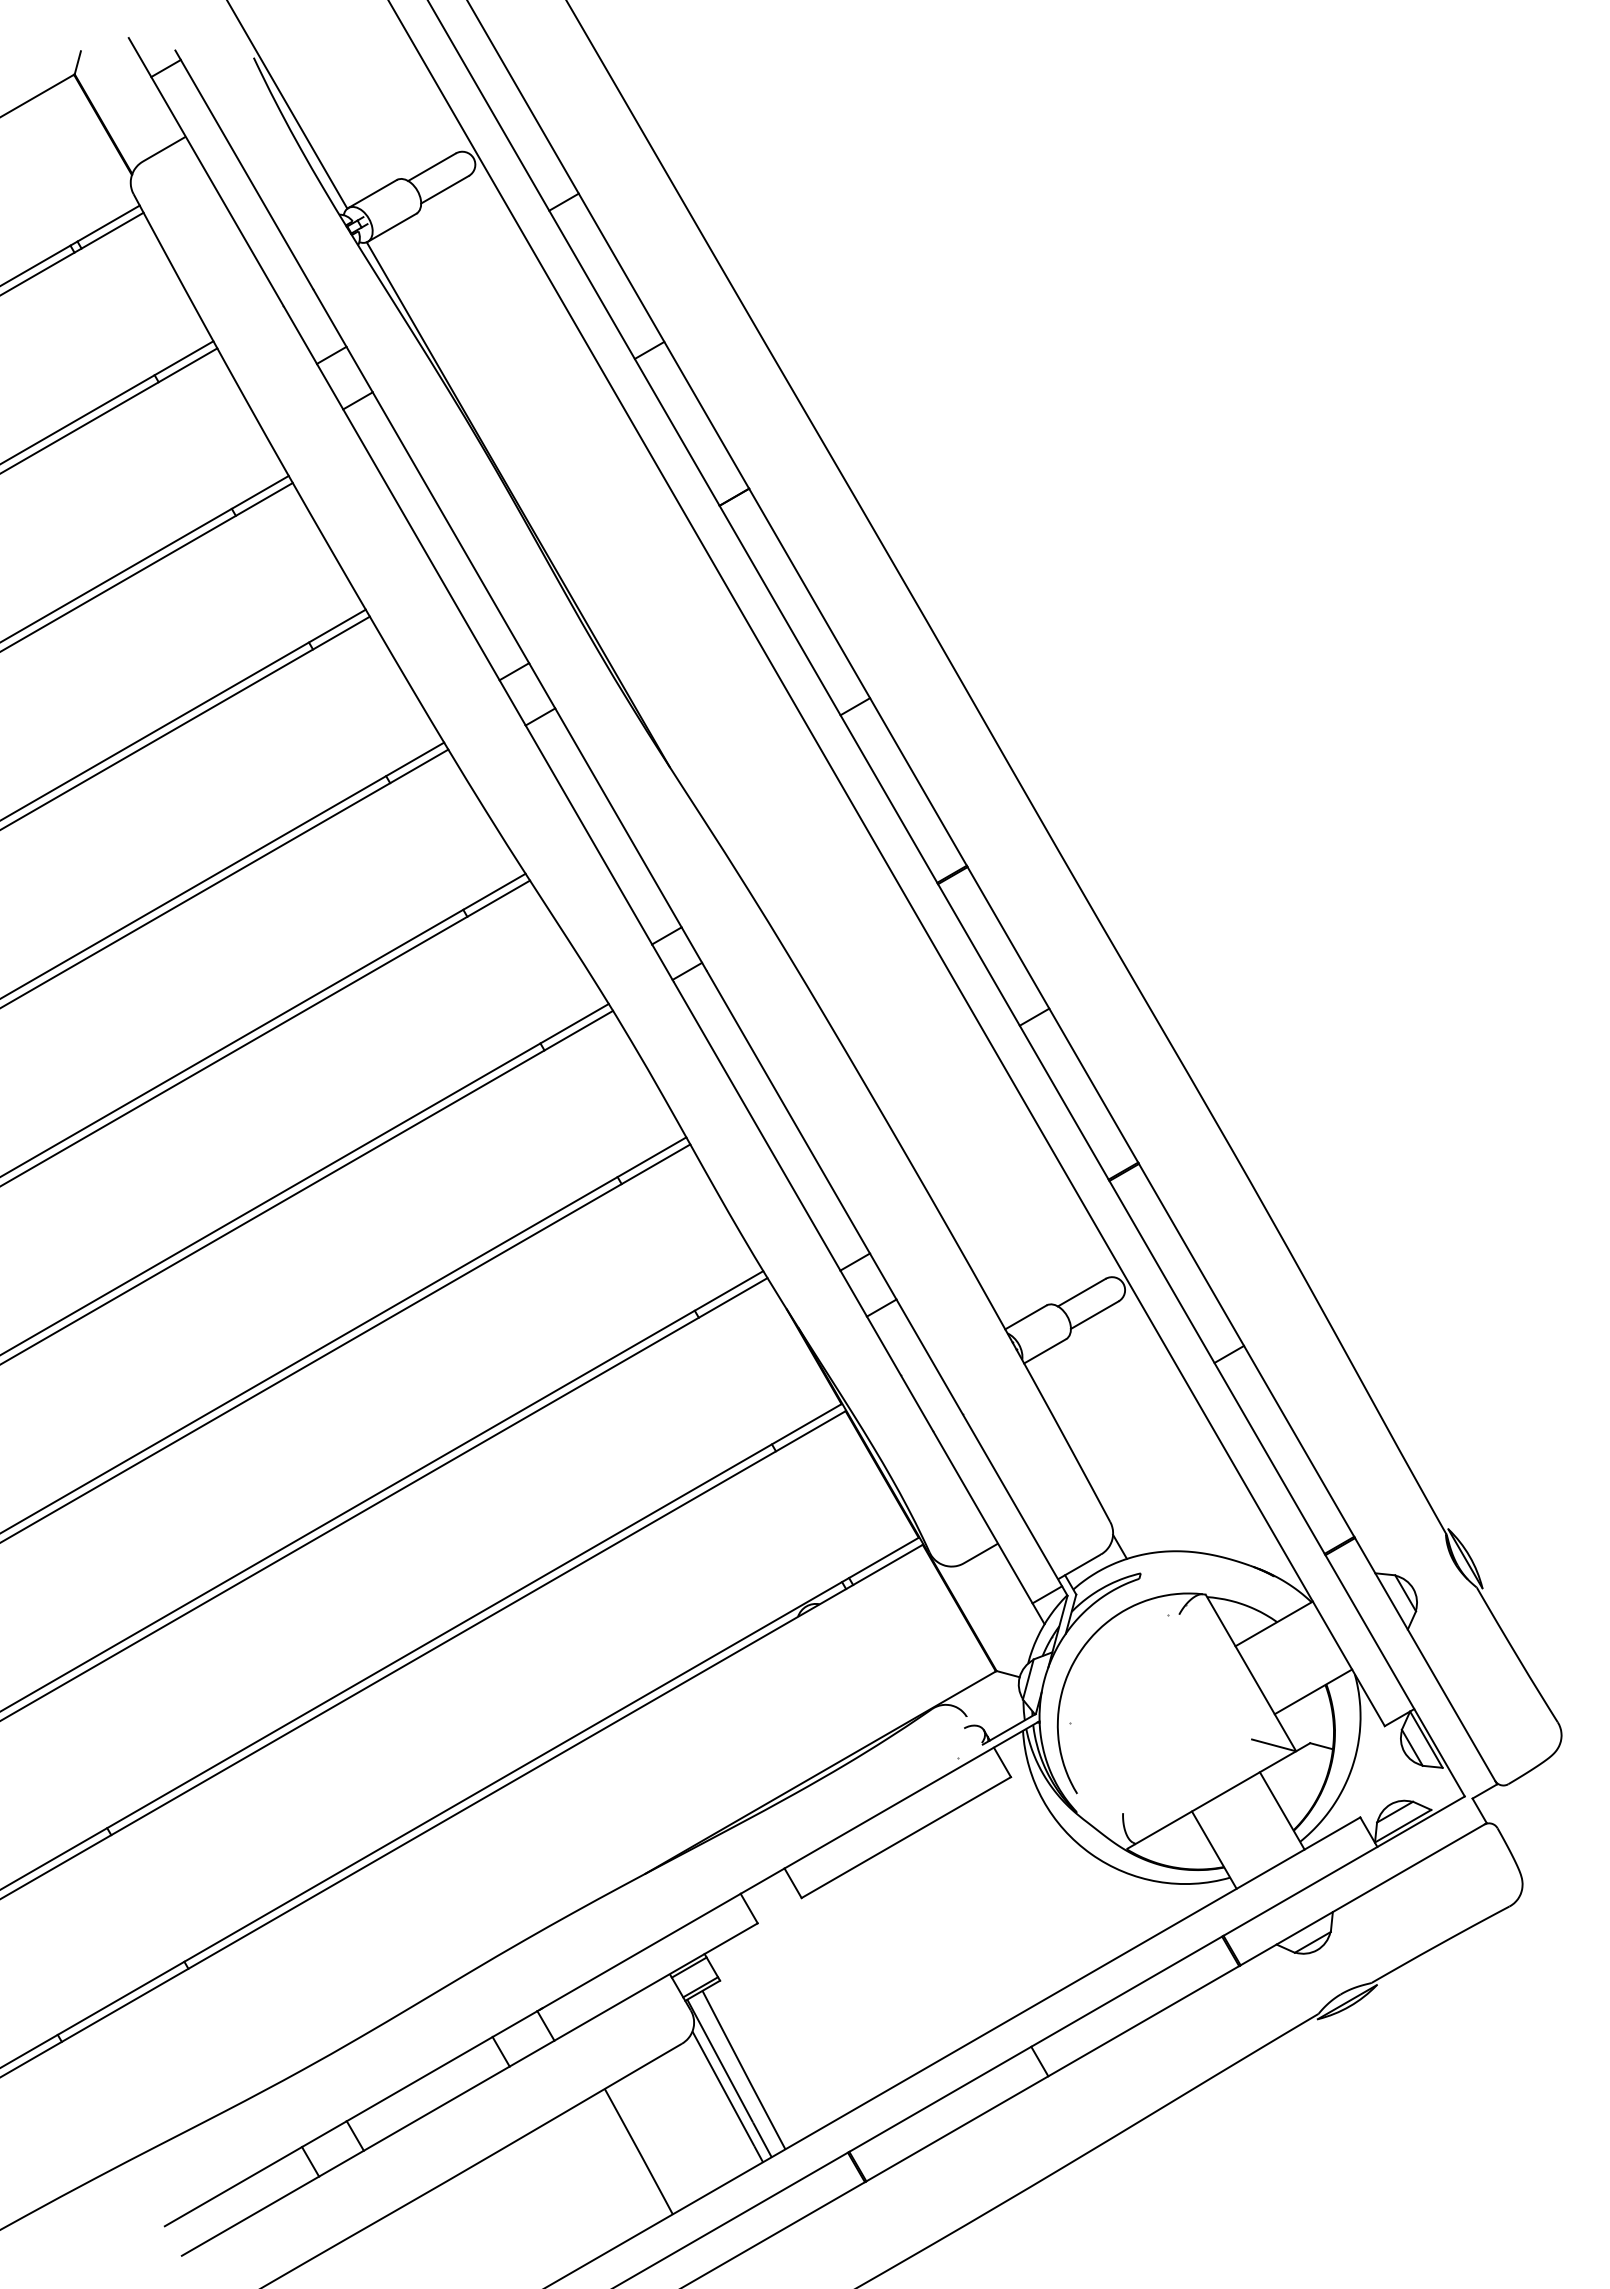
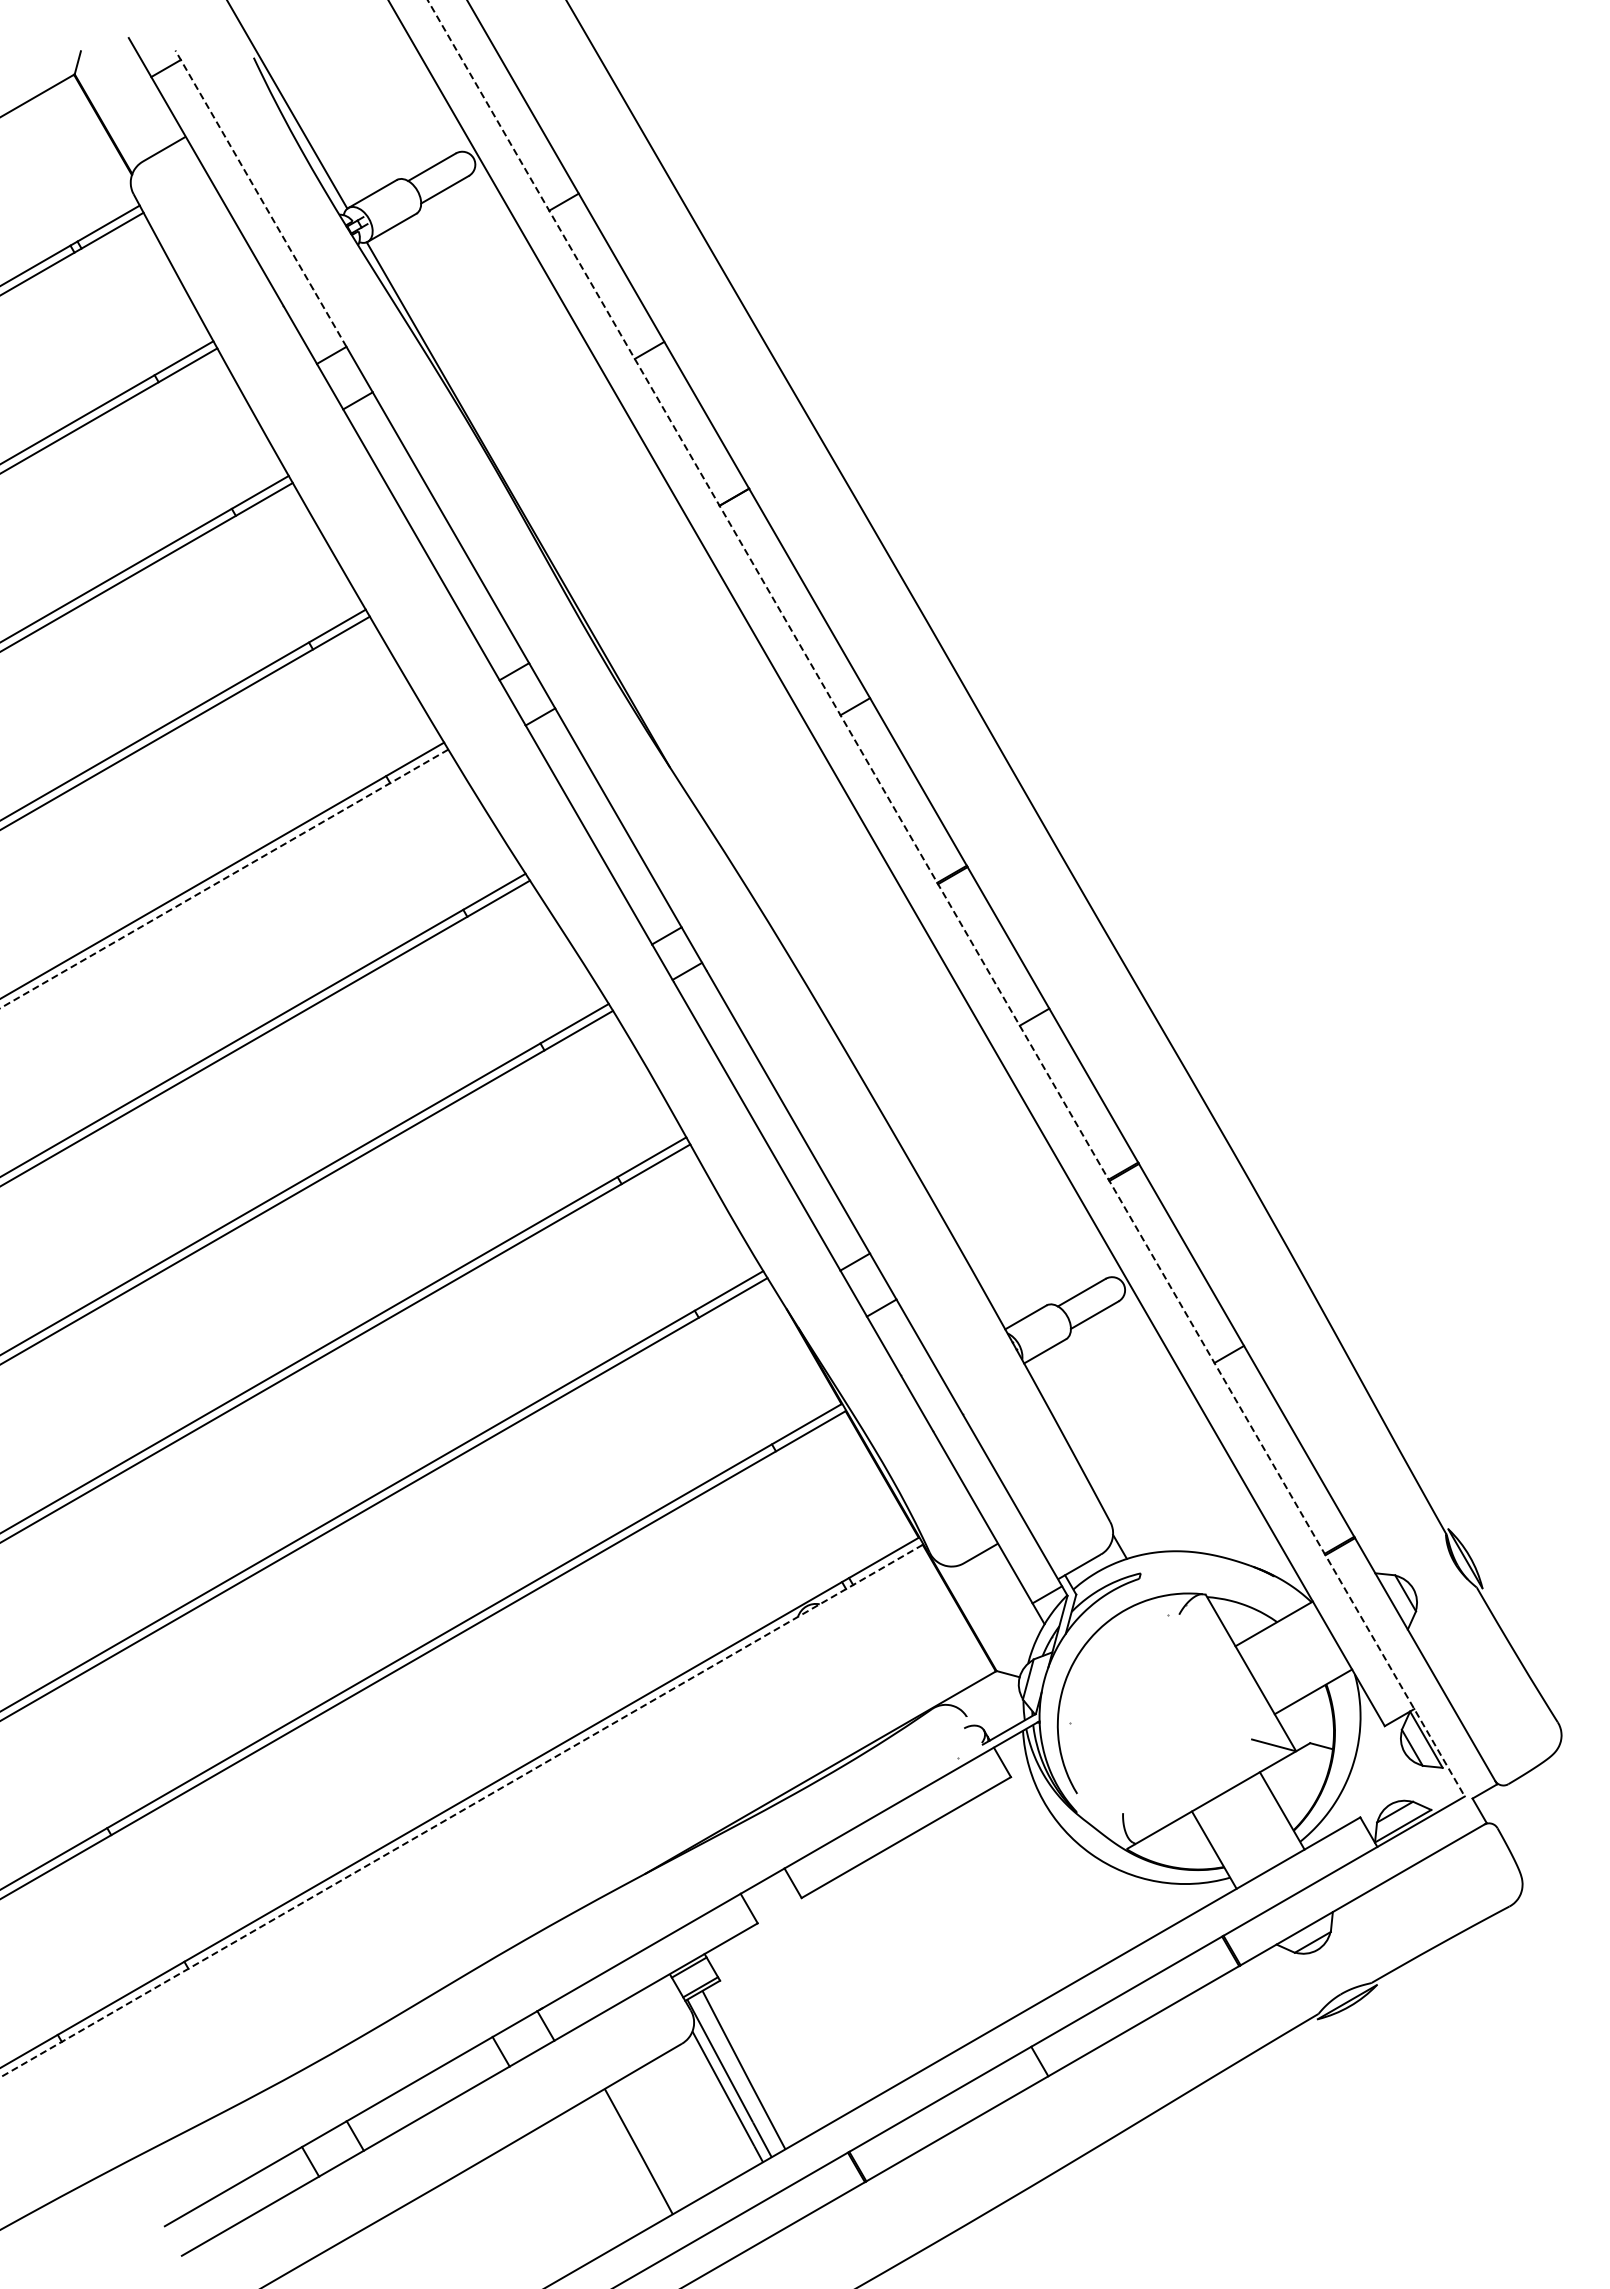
line: solid -> dashed (260, 198)
line: solid -> dashed (224, 879)
line: solid -> dashed (946, 898)
line: solid -> dashed (461, 1811)
